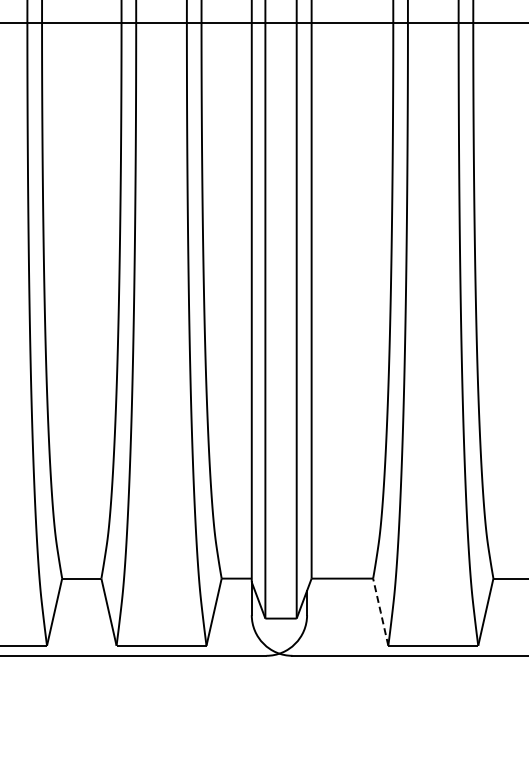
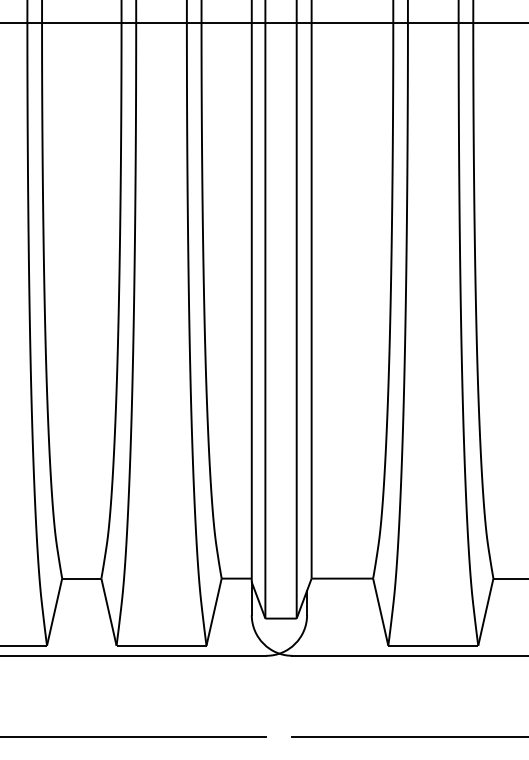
line: dashed -> solid (380, 612)
line: none -> present (134, 737)
line: none -> present (408, 737)
